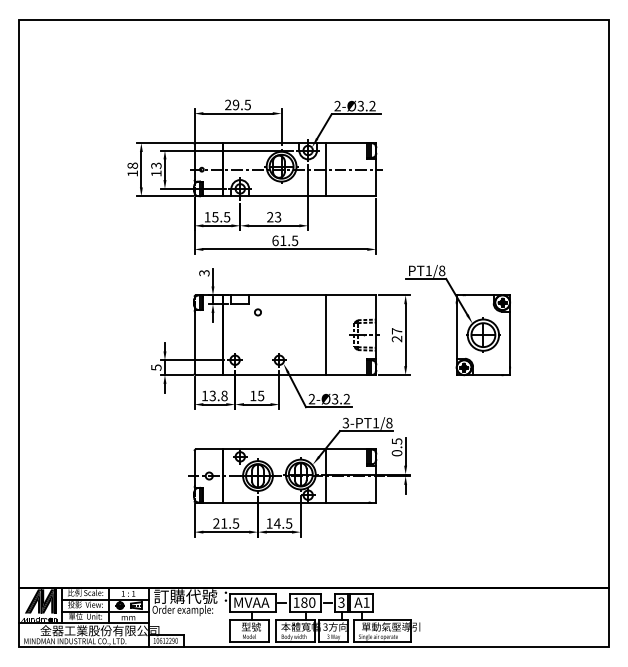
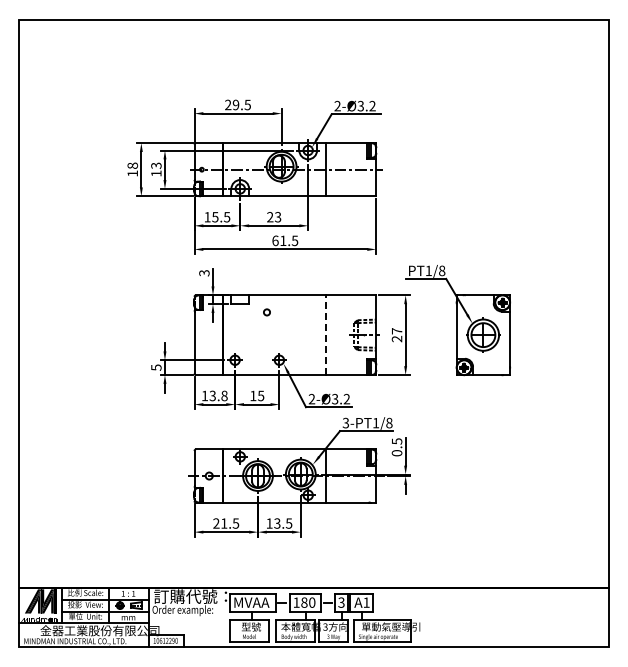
circle position: (257, 312) -> (266, 312) (266, 312)
line: solid -> dashed (325, 335)
text: 14.5 -> 13.5 (276, 523)
